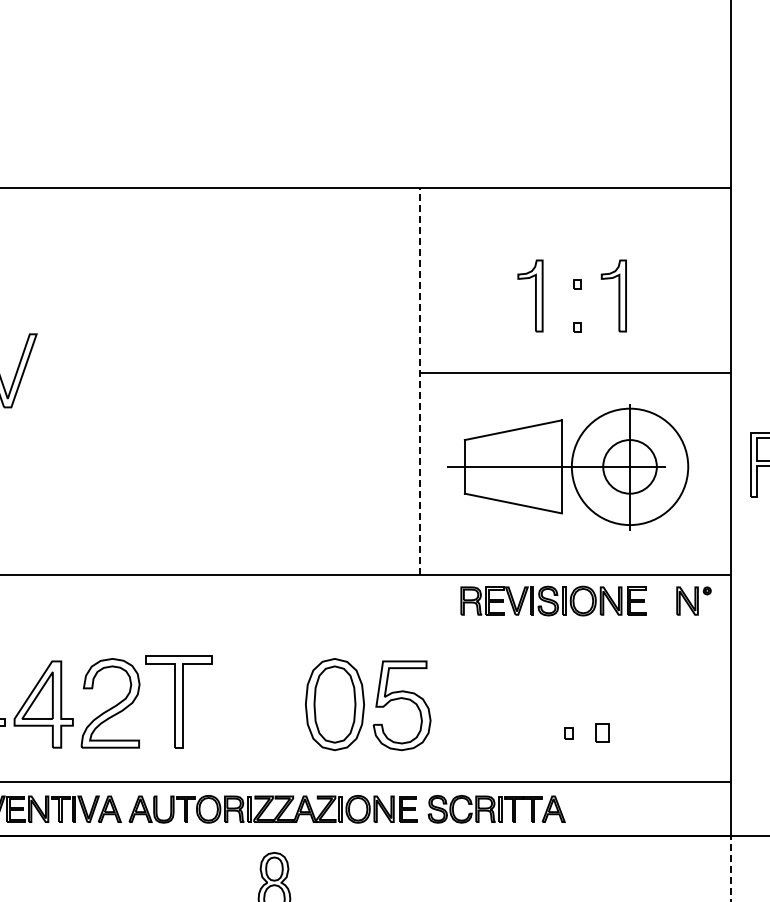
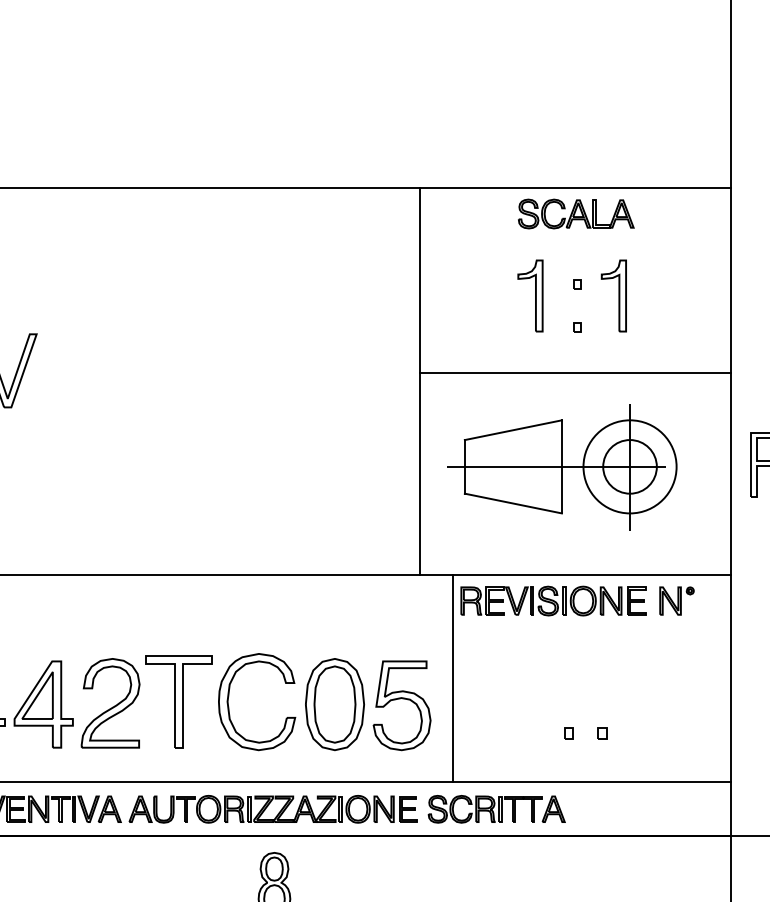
part: none -> present (576, 213)
line: dashed -> solid (419, 381)
circle diameter: 116 px -> 93 px (629, 466)
part position: (693, 600) -> (676, 600) (676, 600)
line: none -> present (452, 678)
part: none -> present (229, 706)
part size: 15x20 px -> 11x13 px (602, 733)
line: dashed -> solid (730, 869)
